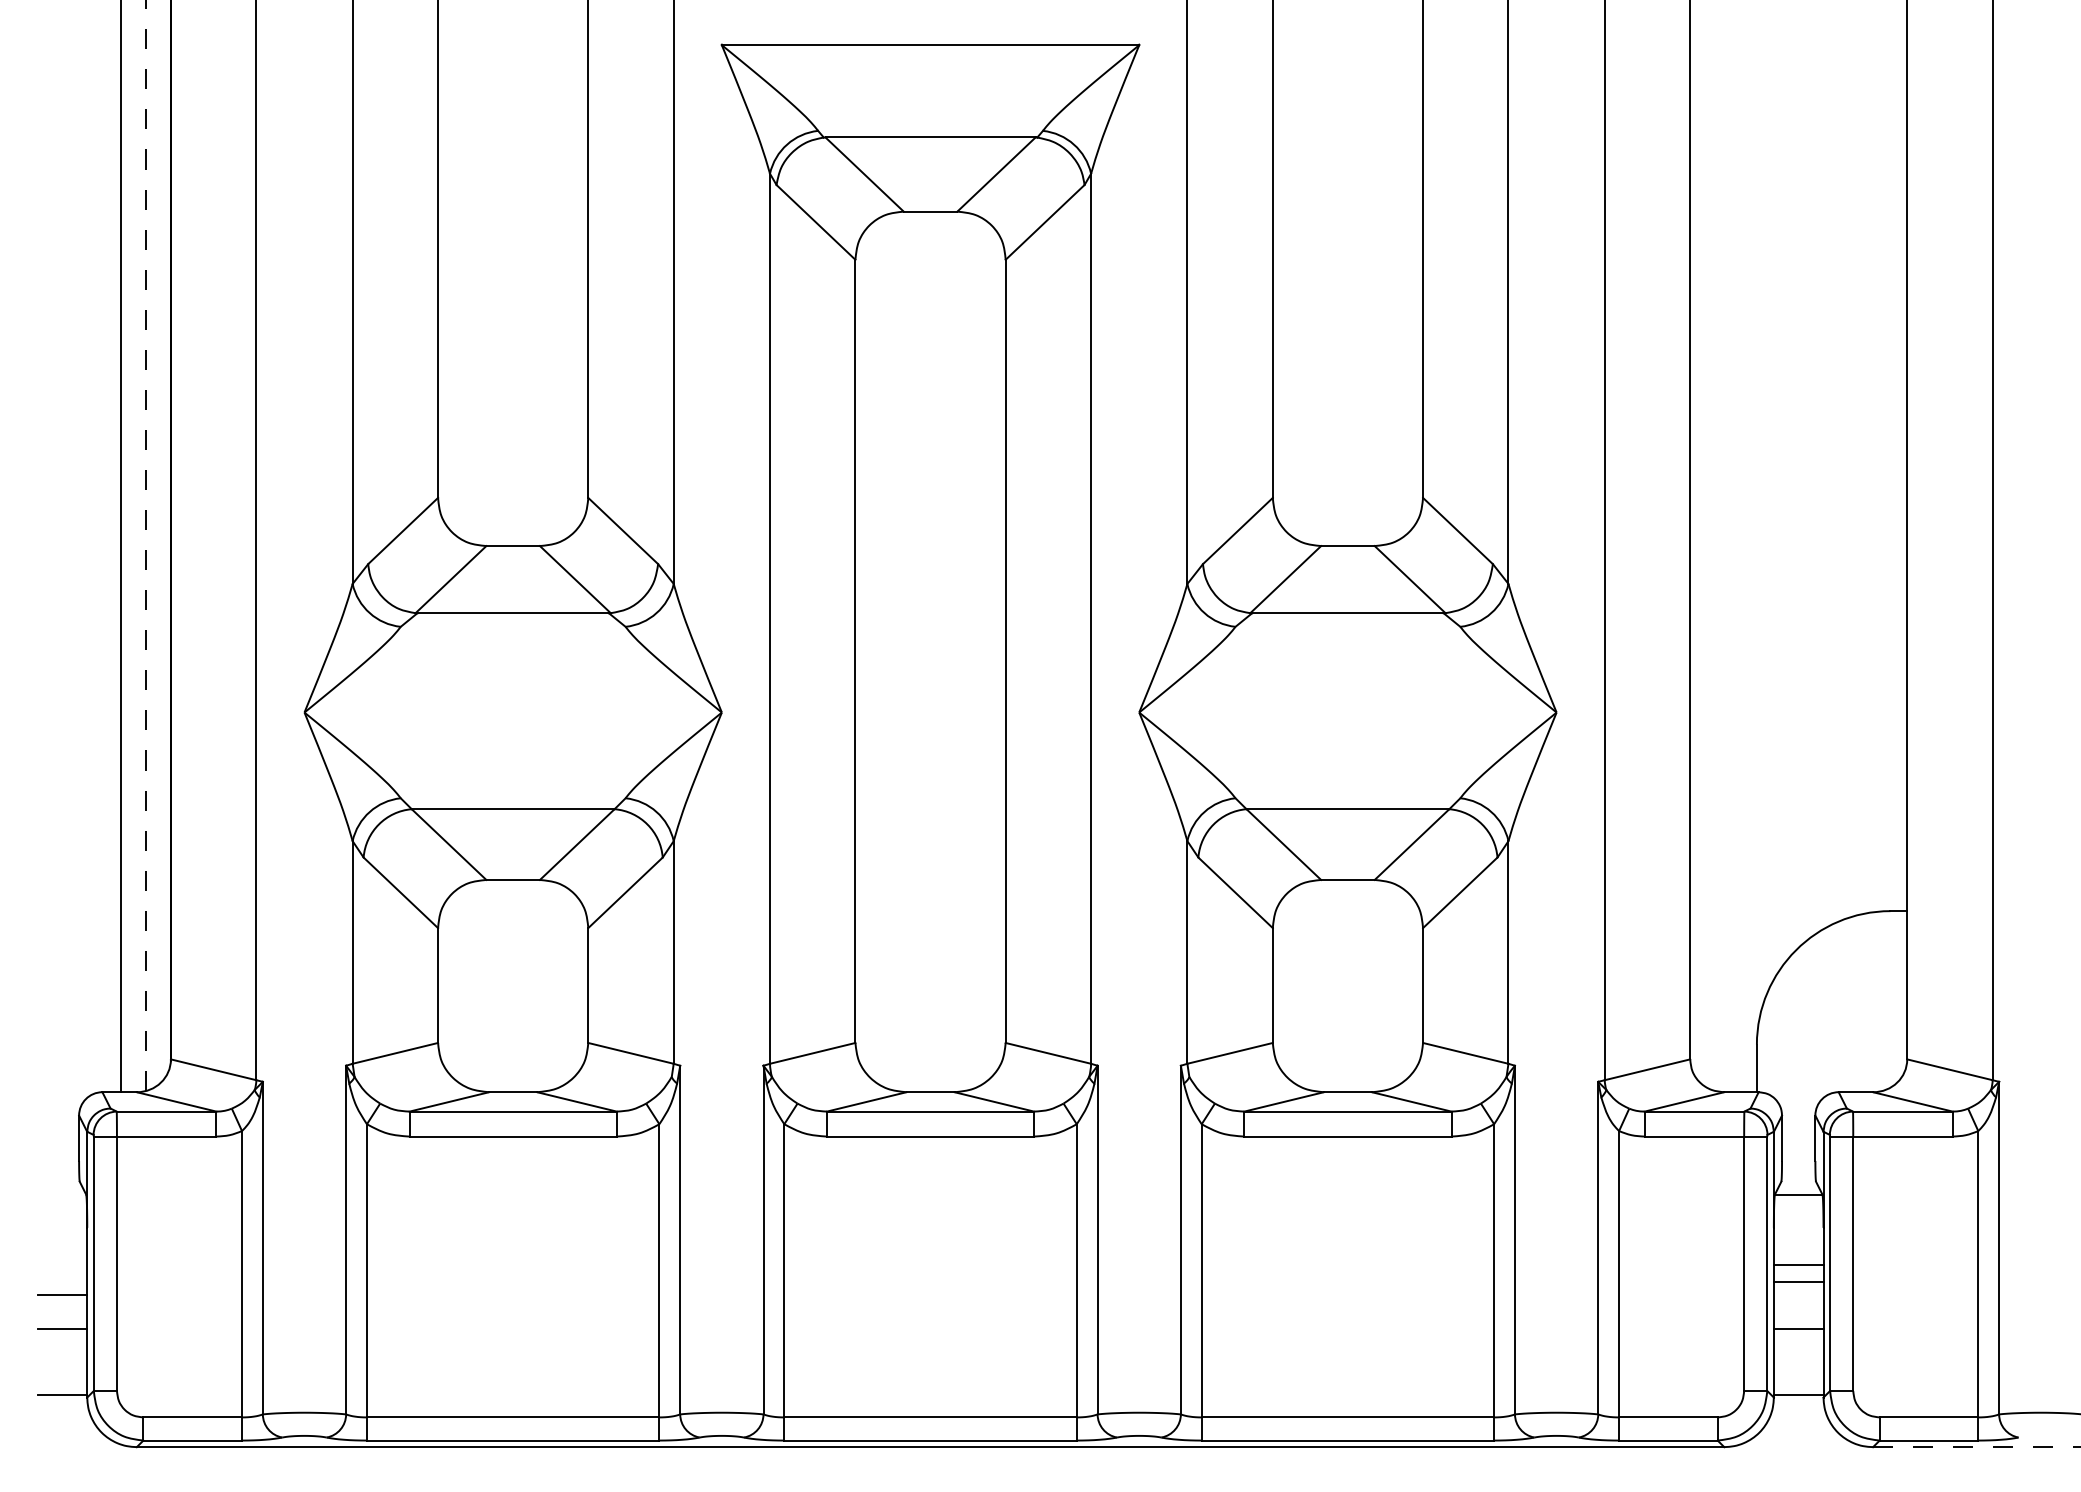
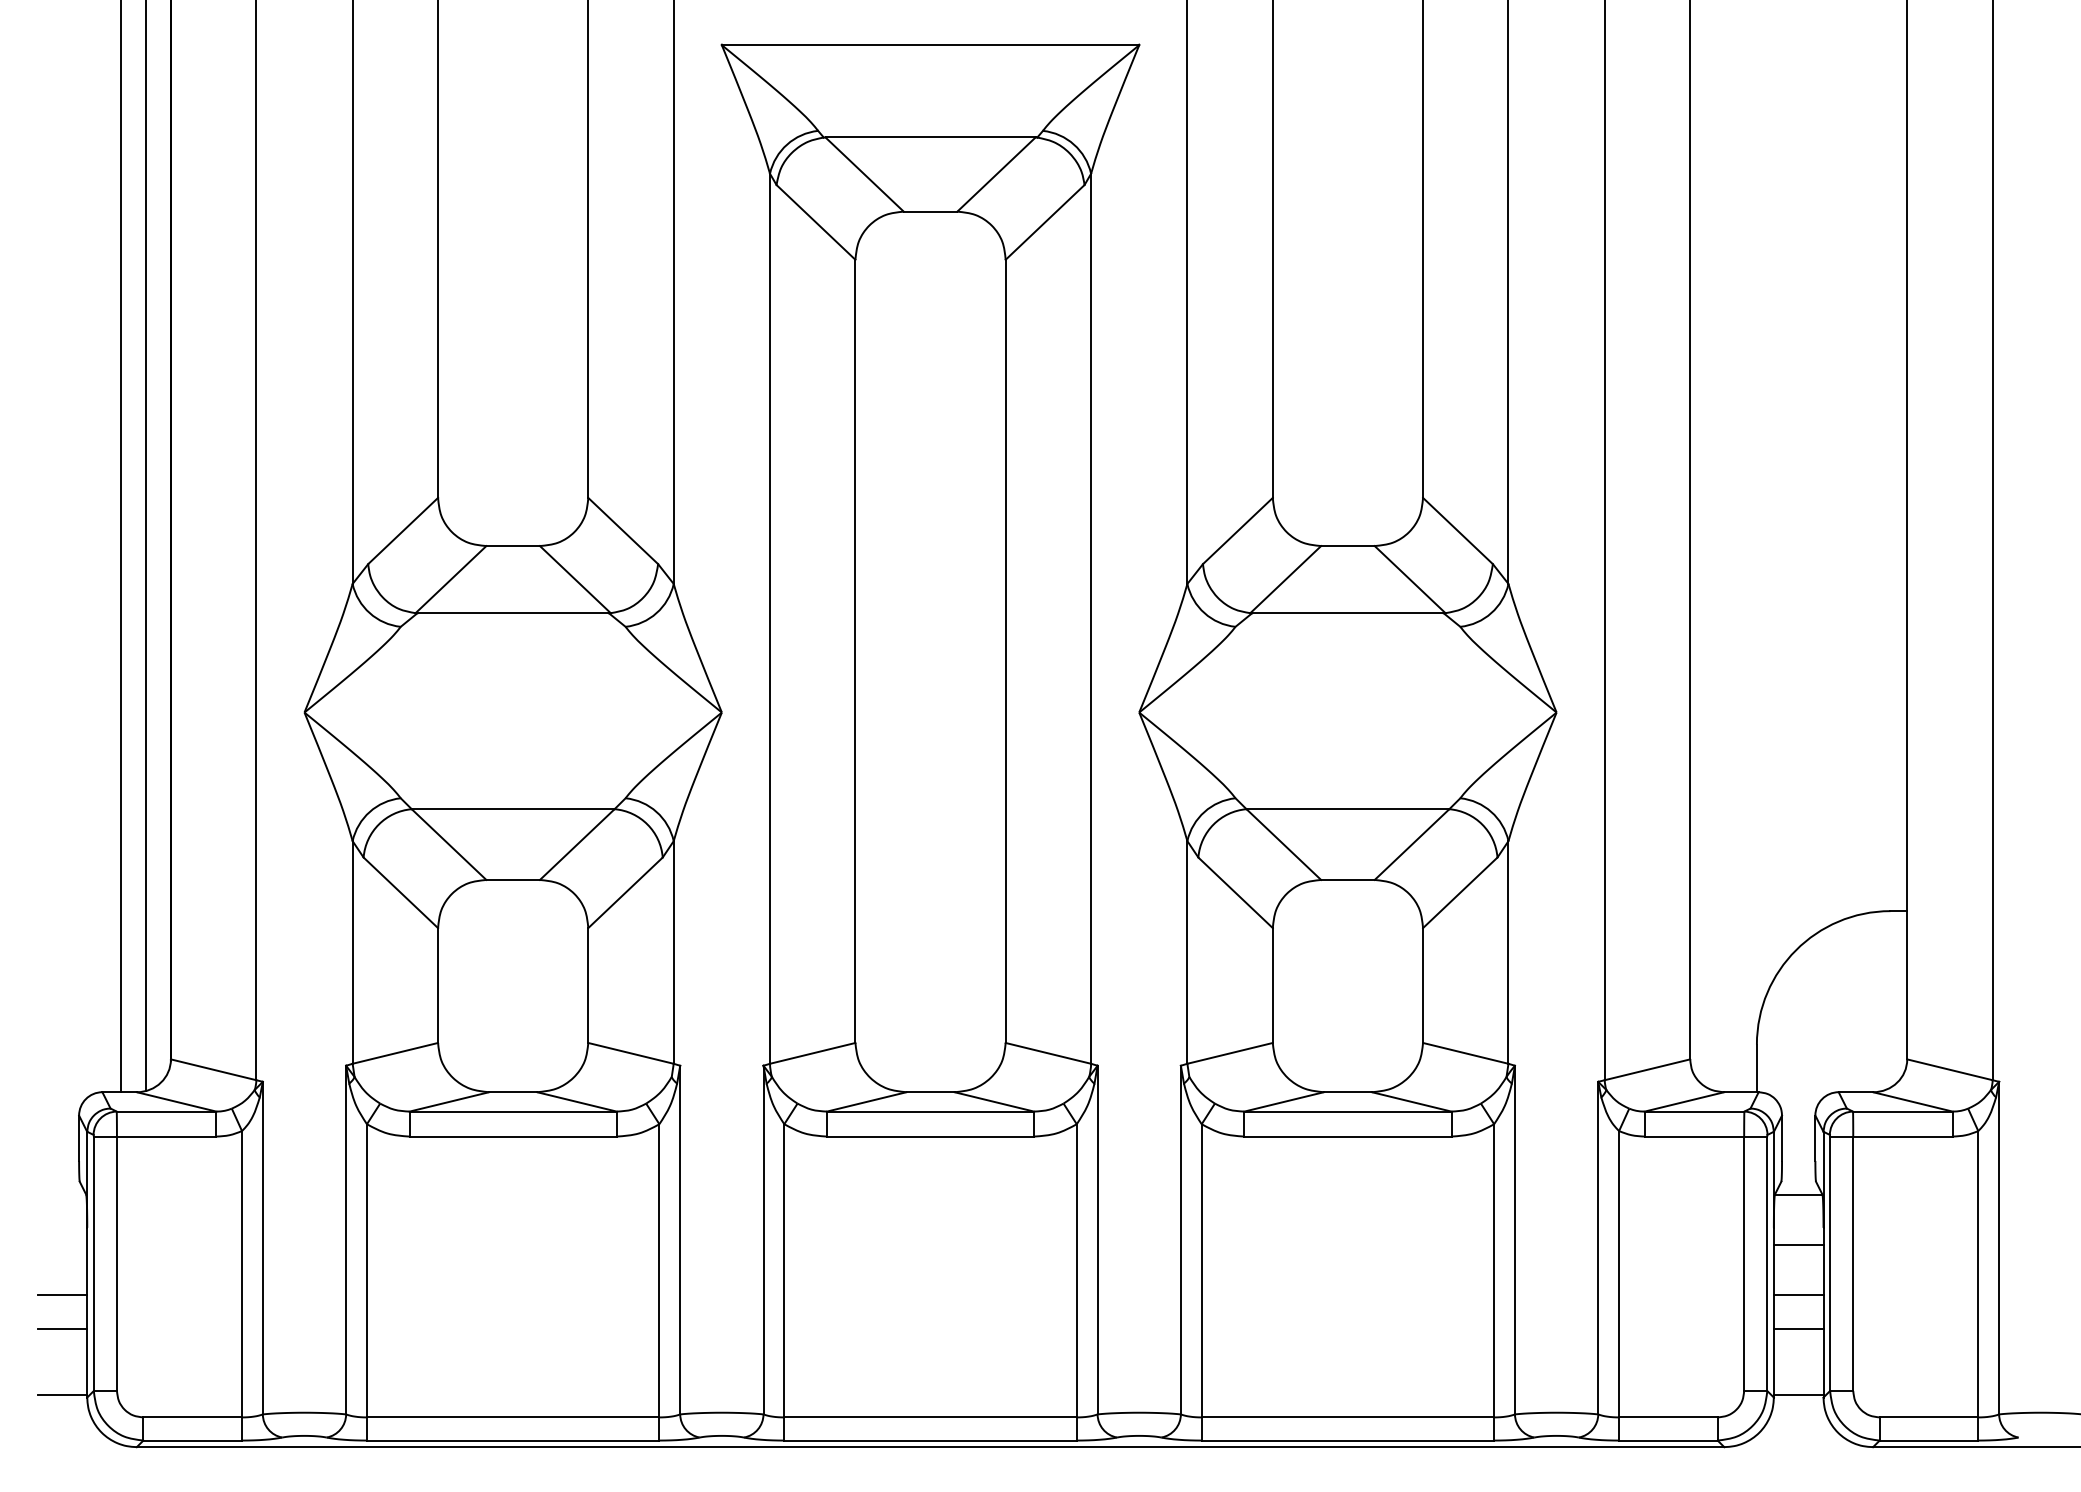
line: dashed -> solid (145, 545)
line position: (1798, 1265) -> (1798, 1245) (1798, 1245)
line position: (1798, 1282) -> (1798, 1295) (1798, 1295)
line: dashed -> solid (1977, 1447)
